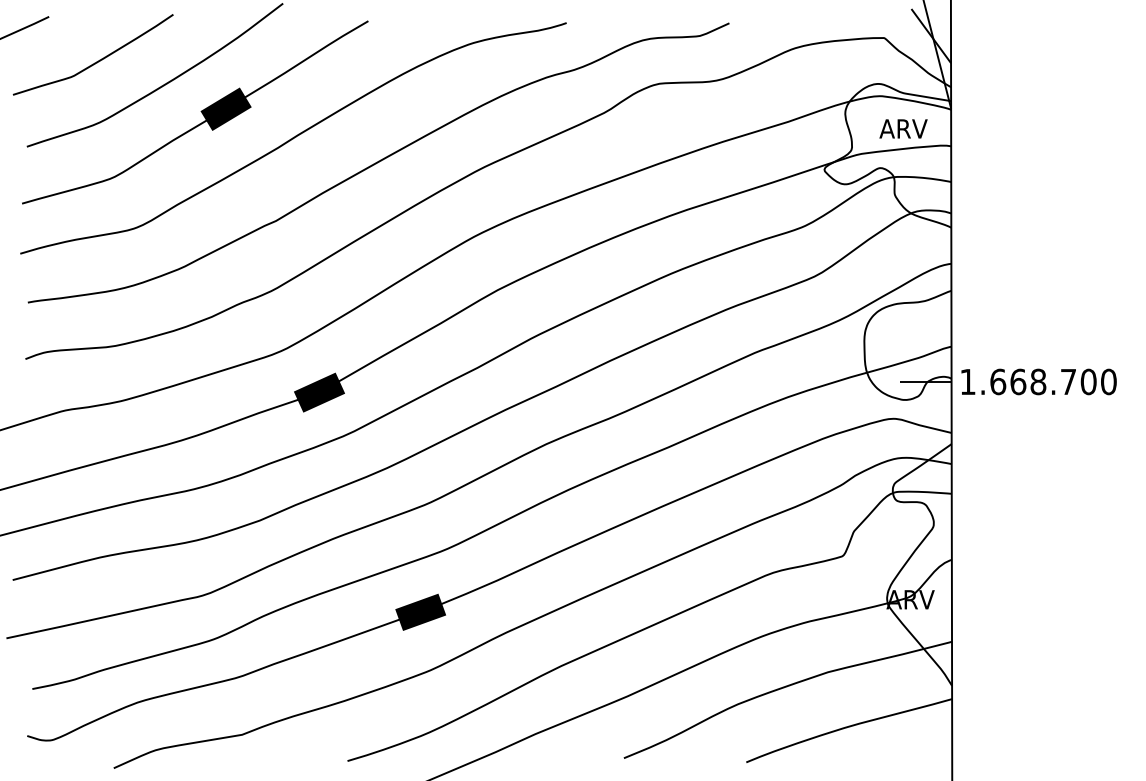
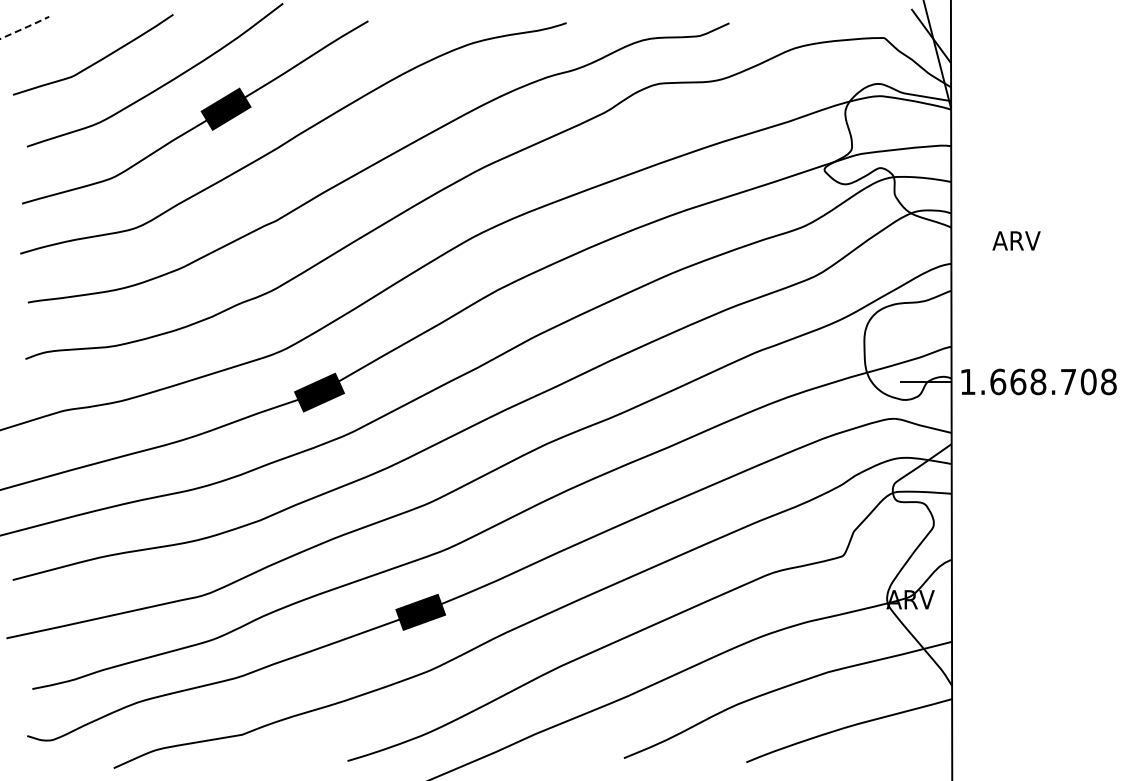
line: solid -> dashed (25, 27)
text position: (903, 128) -> (1016, 240) (1016, 240)
text: 1.668.700 -> 1.668.708 (1108, 381)
